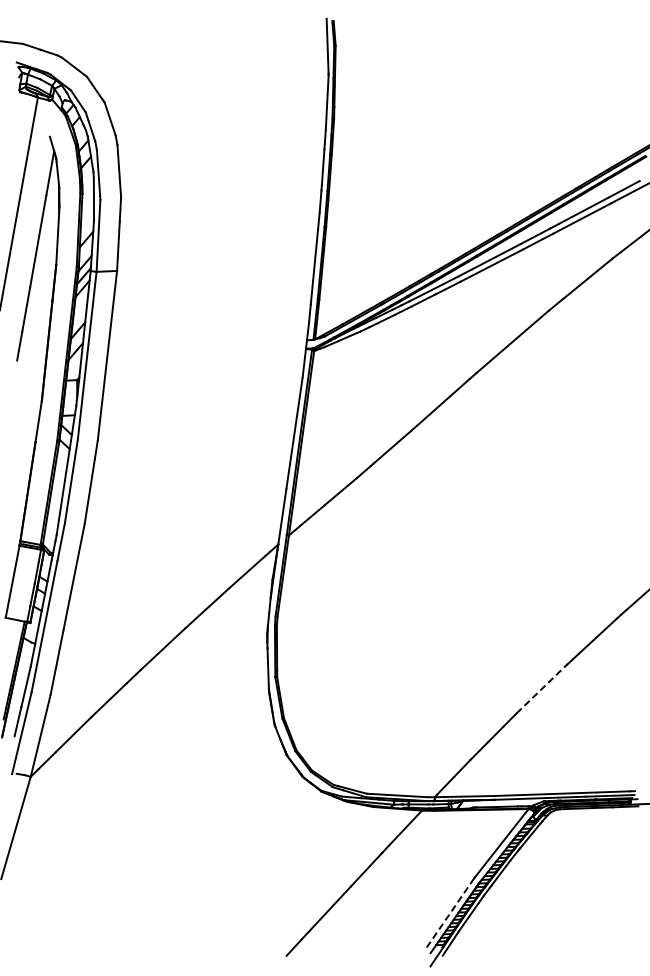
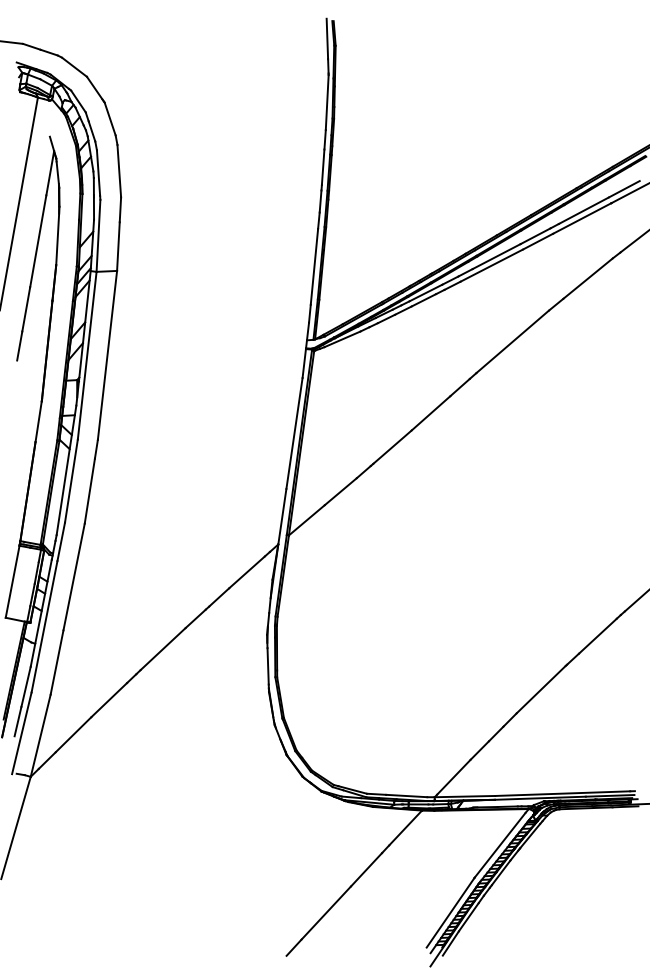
line: dashed -> solid (541, 689)
line: dashed -> solid (450, 912)
